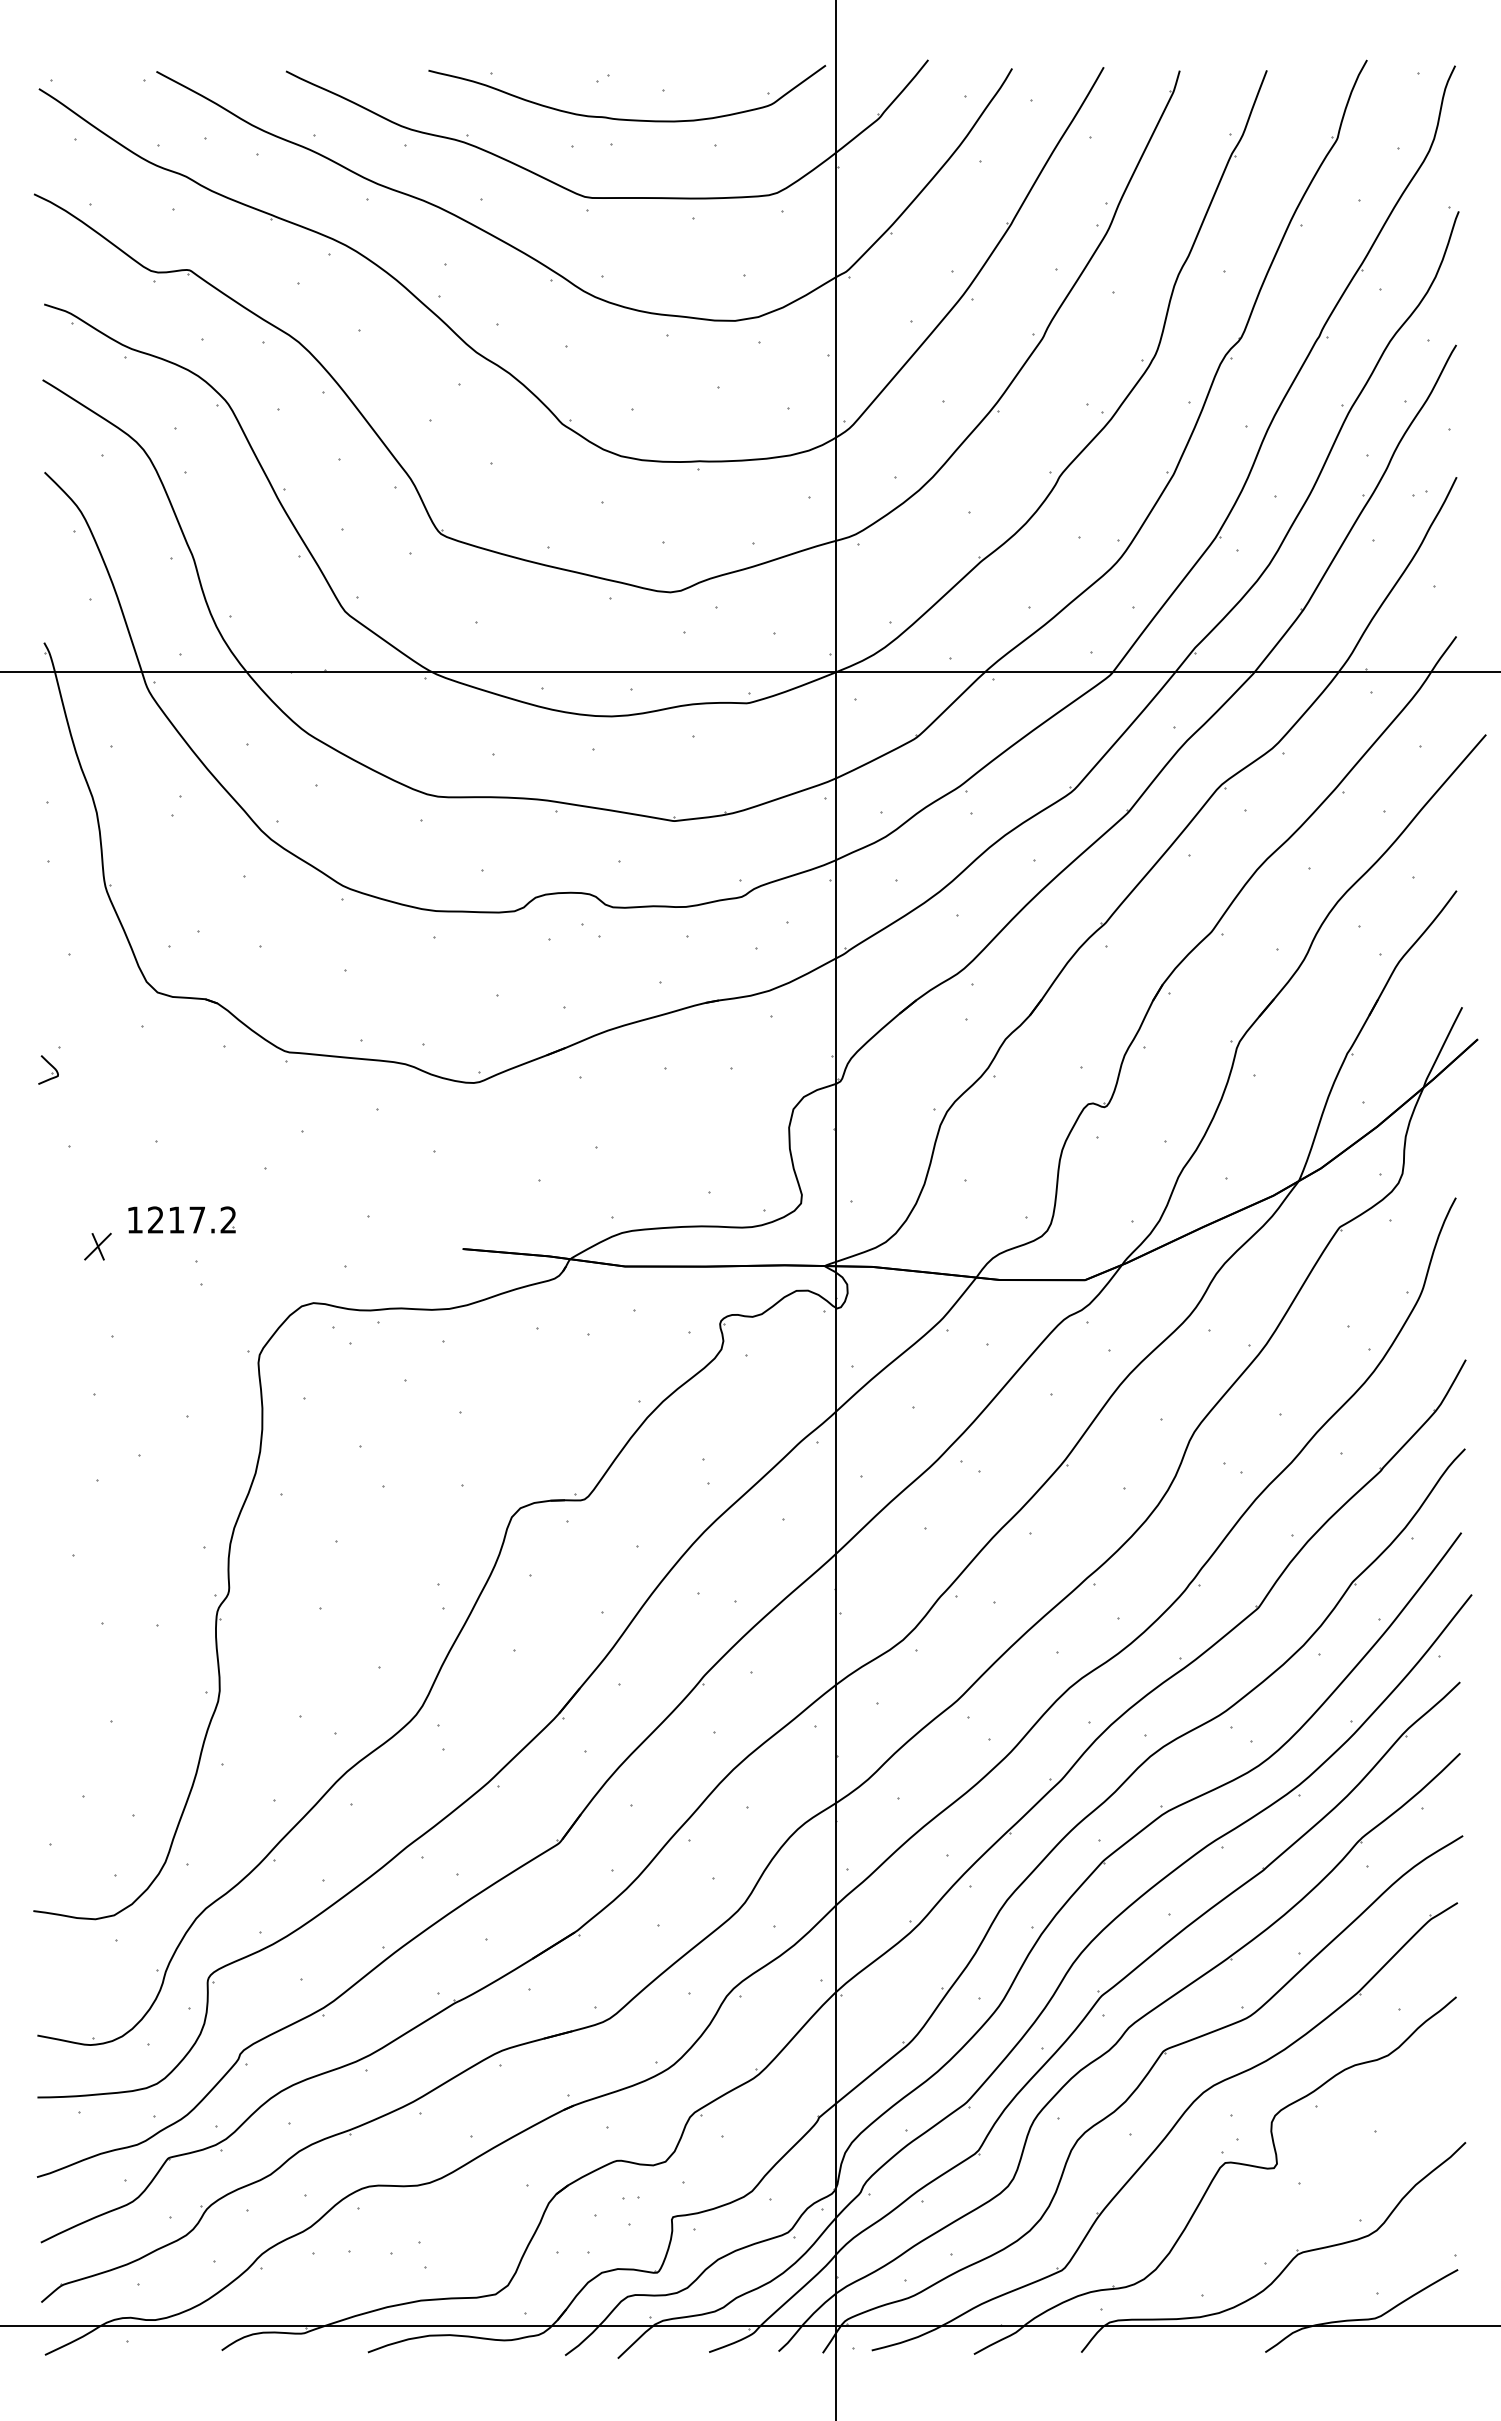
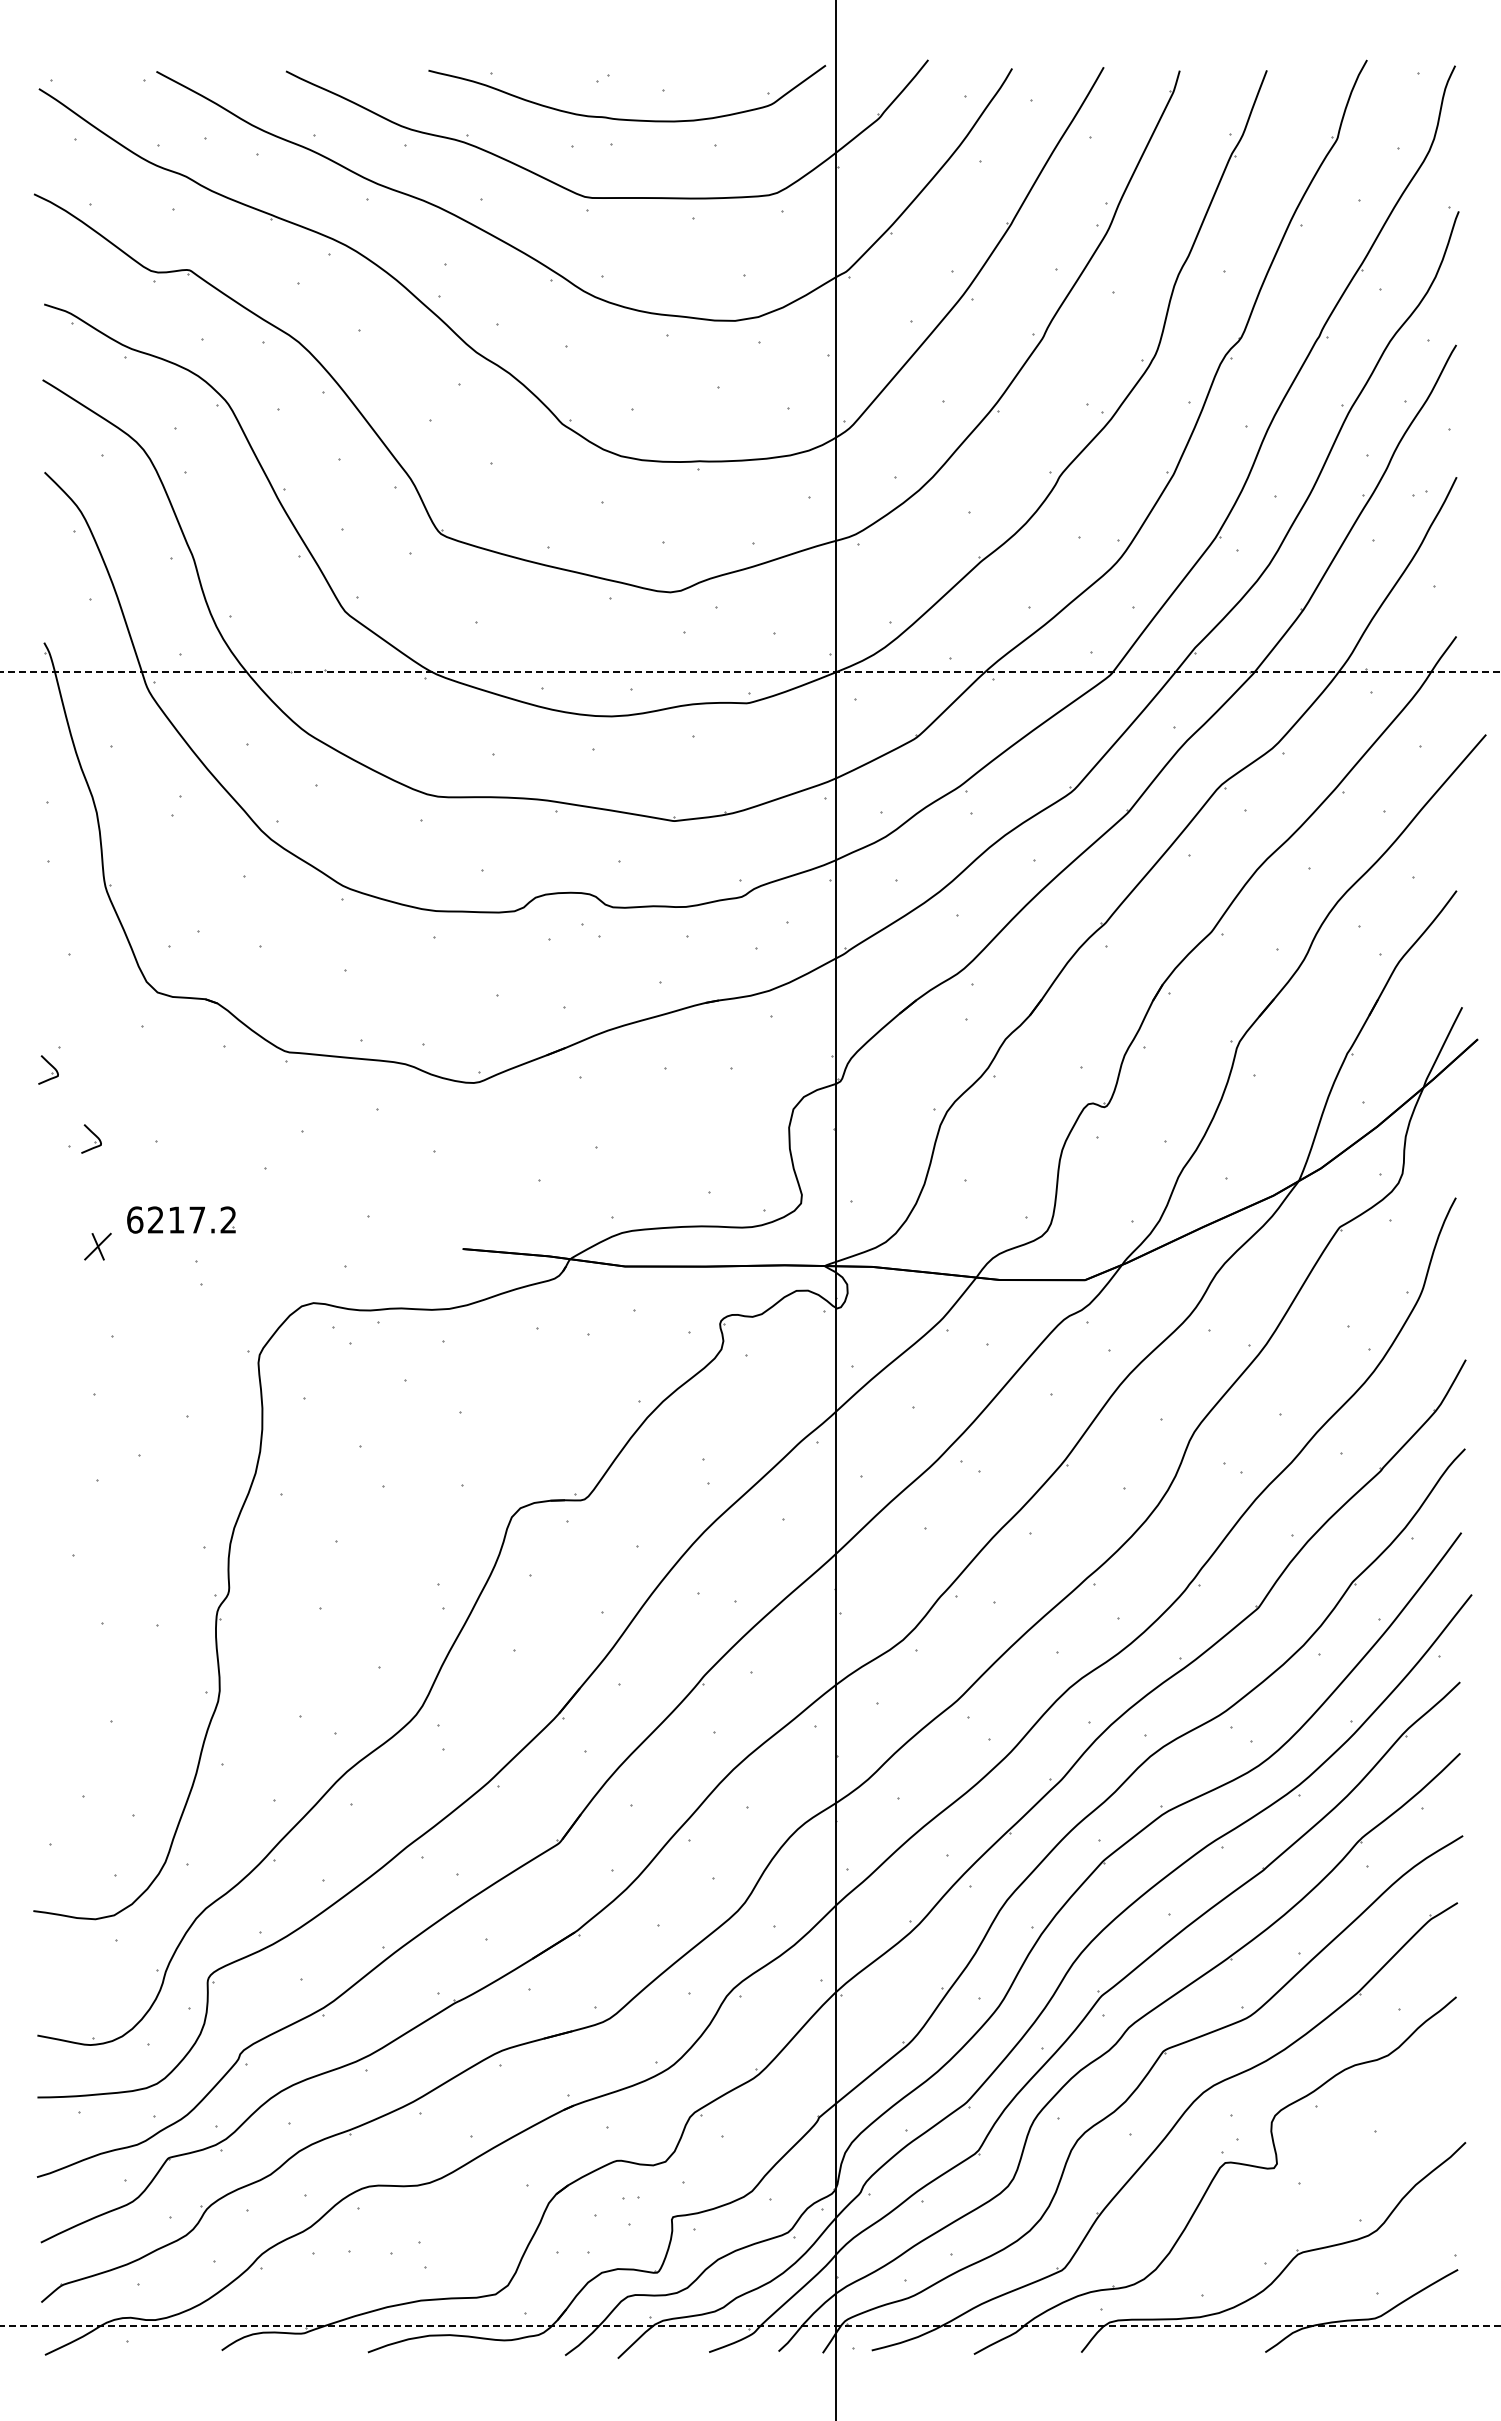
line: solid -> dashed (749, 672)
part: none -> present (91, 1138)
text: 1217.2 -> 6217.2 (135, 1219)
line: solid -> dashed (749, 2326)
